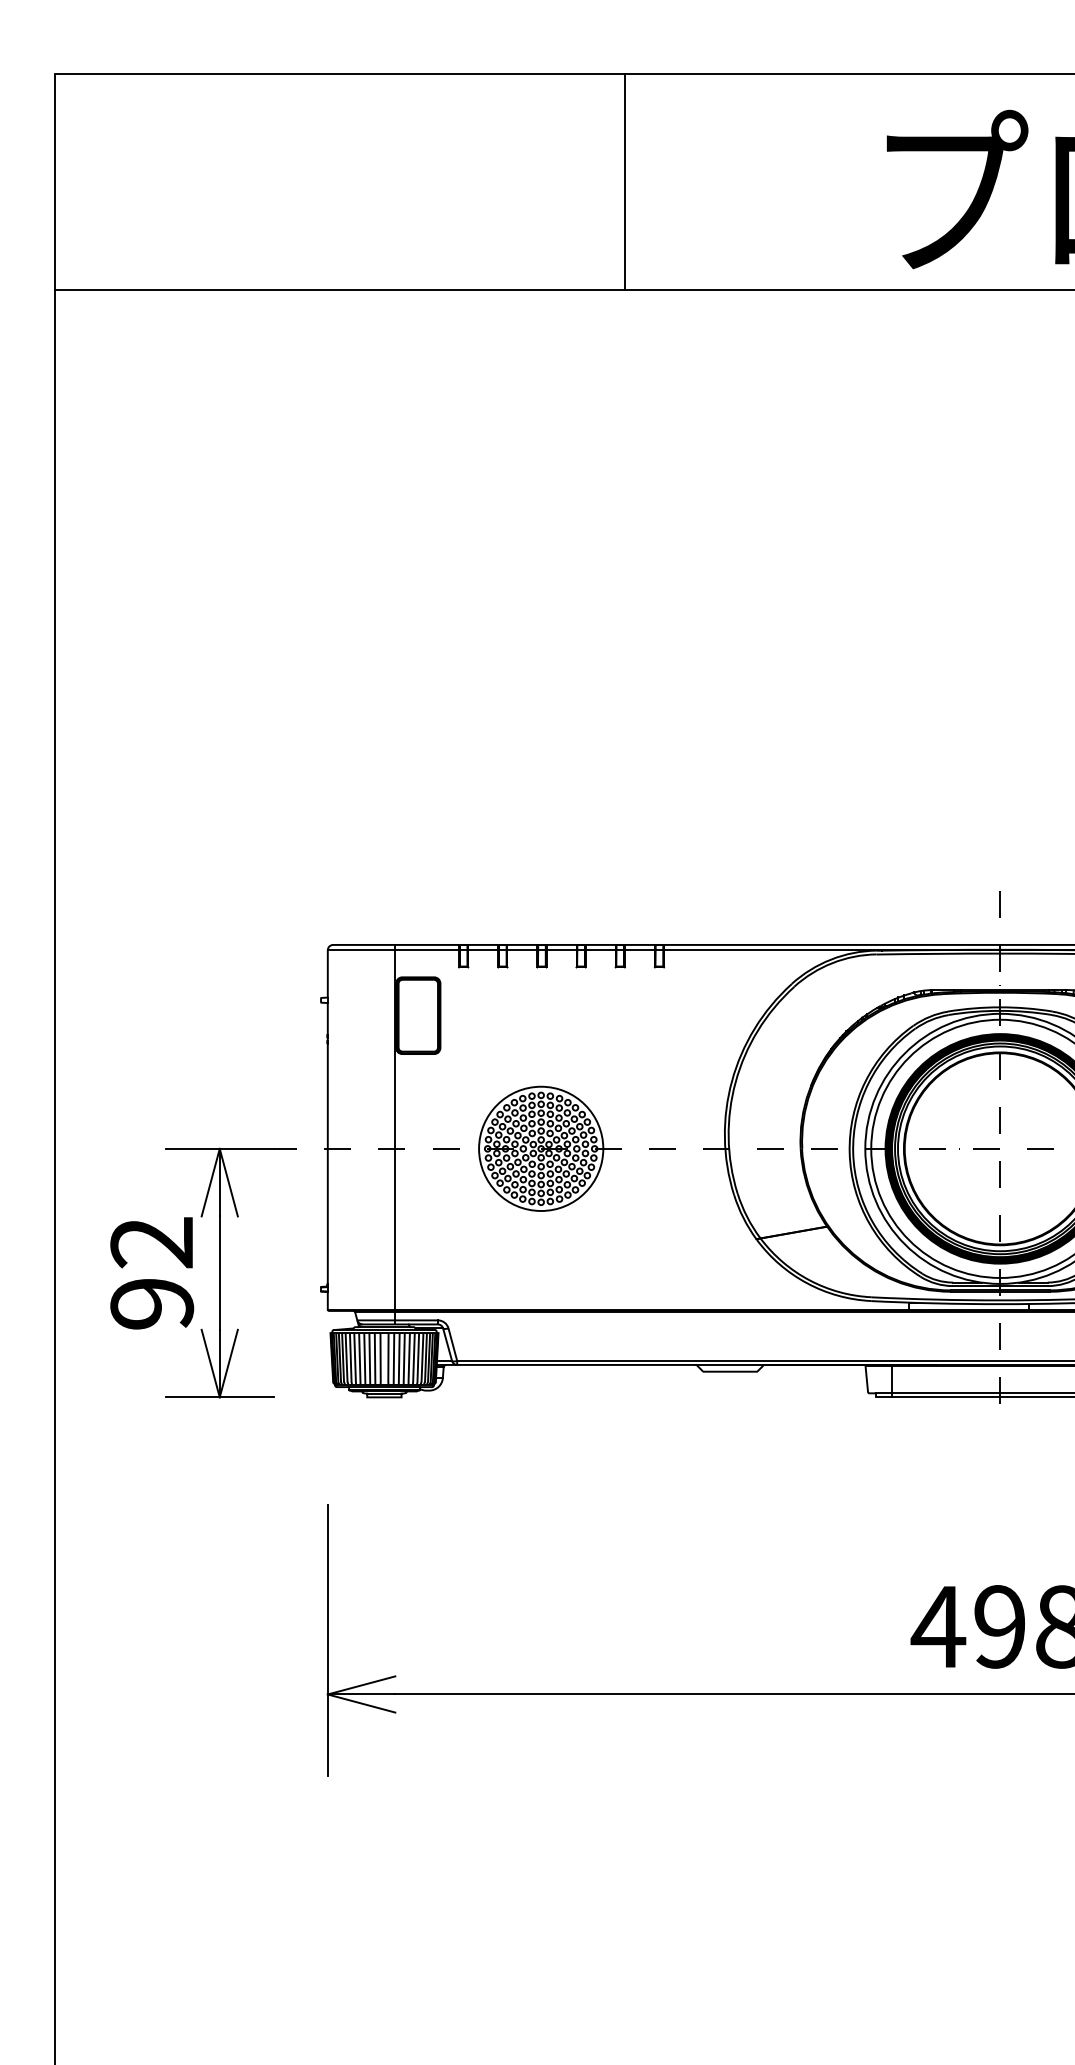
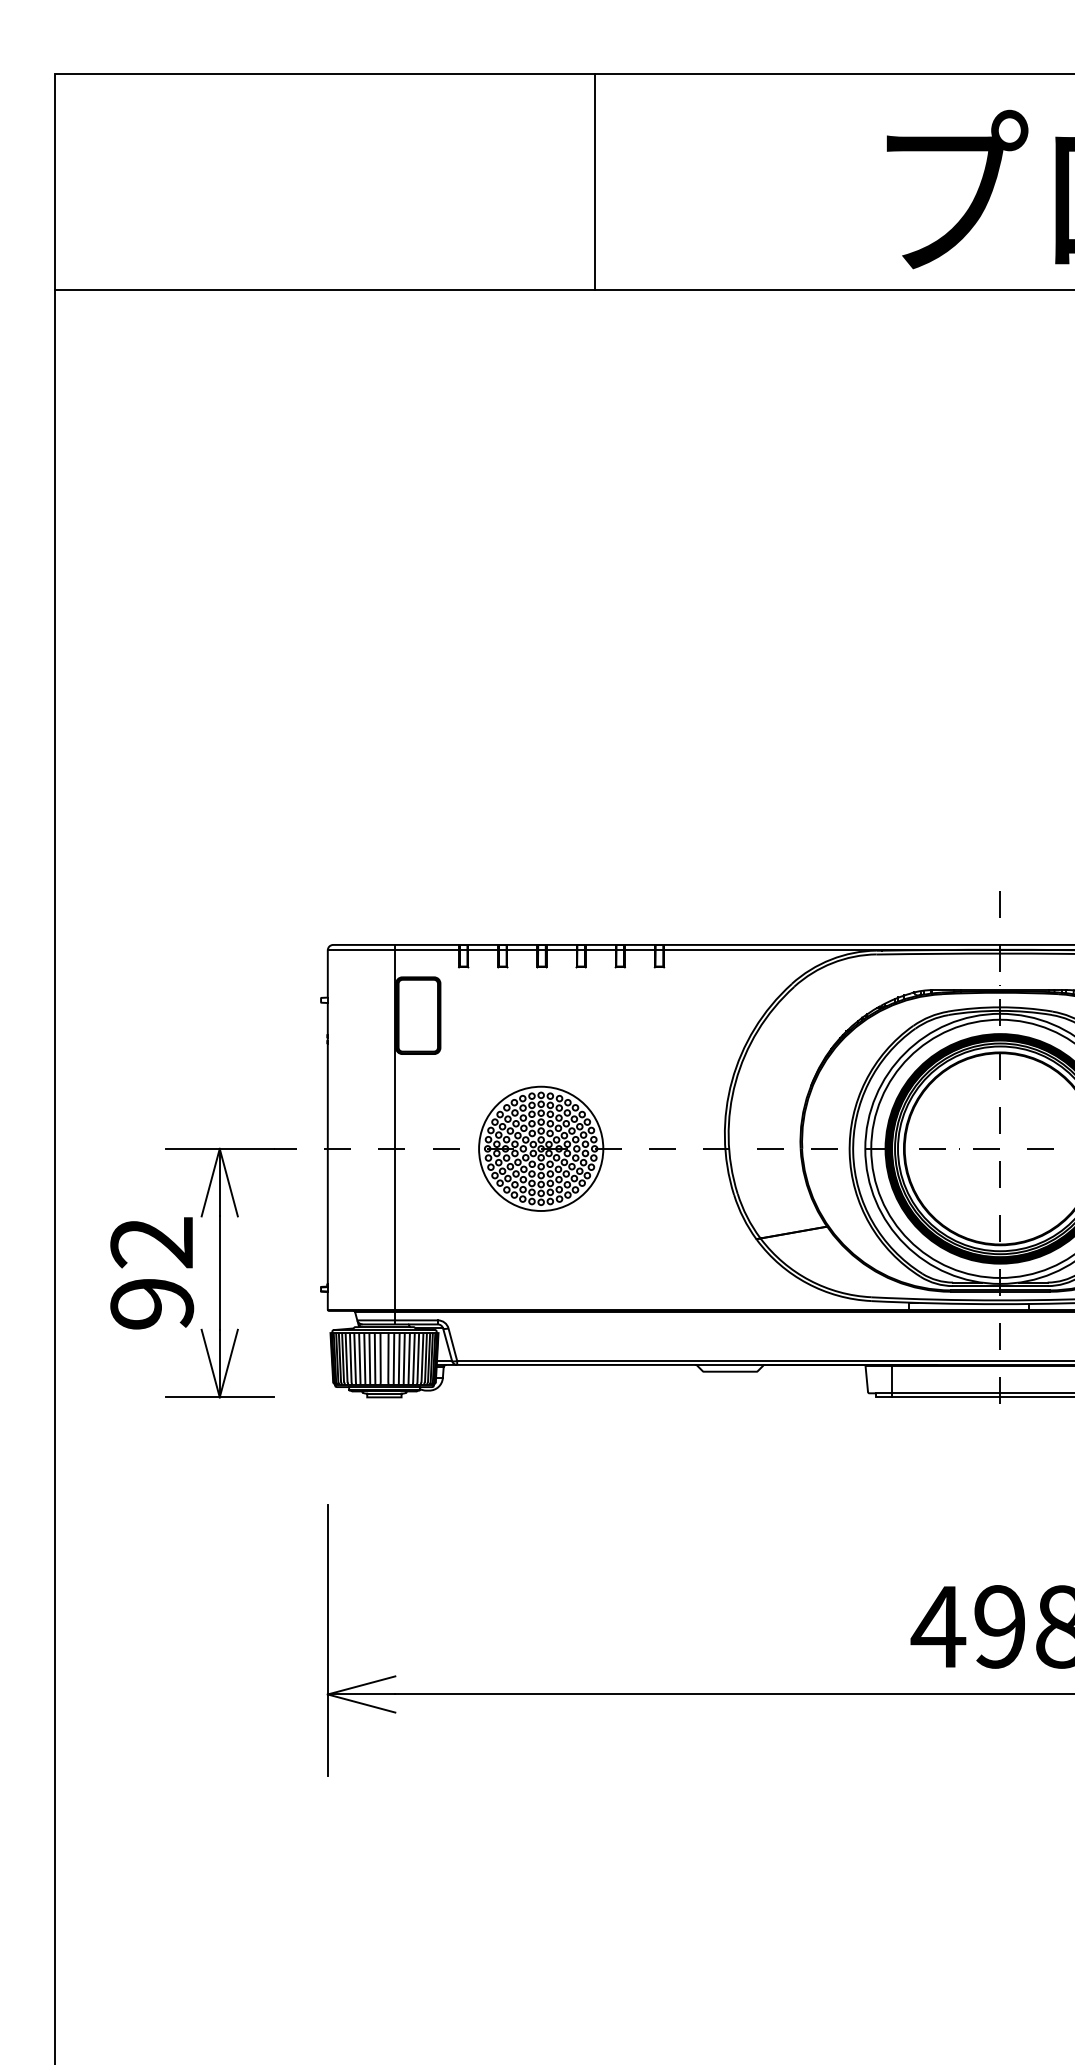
line position: (625, 181) -> (595, 181) (595, 181)
